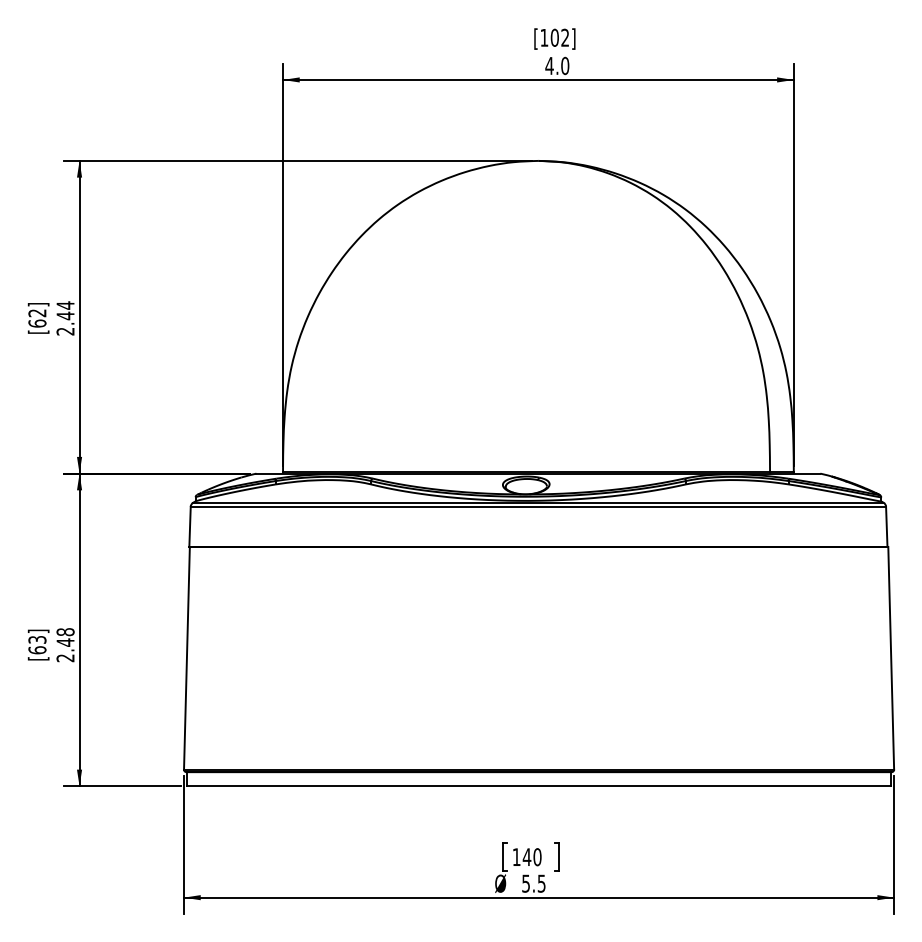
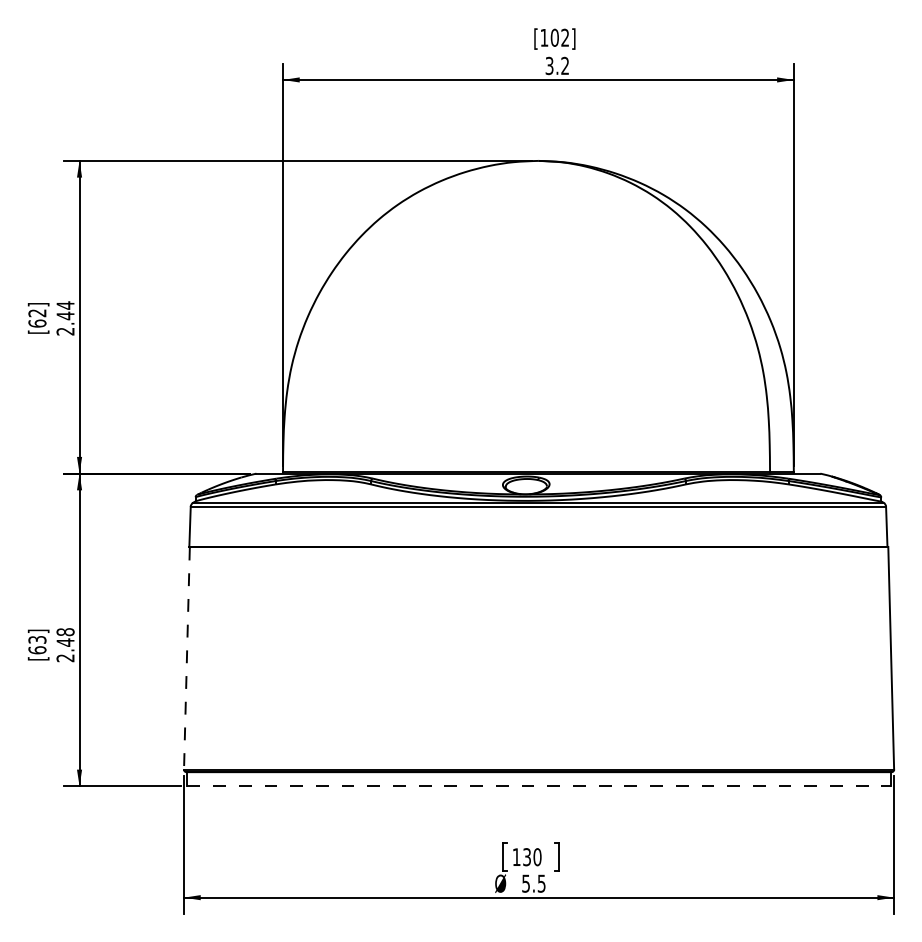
text: 4.0 -> 3.2 (557, 65)
line: solid -> dashed (186, 659)
line: solid -> dashed (539, 786)
text: 140 -> 130 (526, 857)
